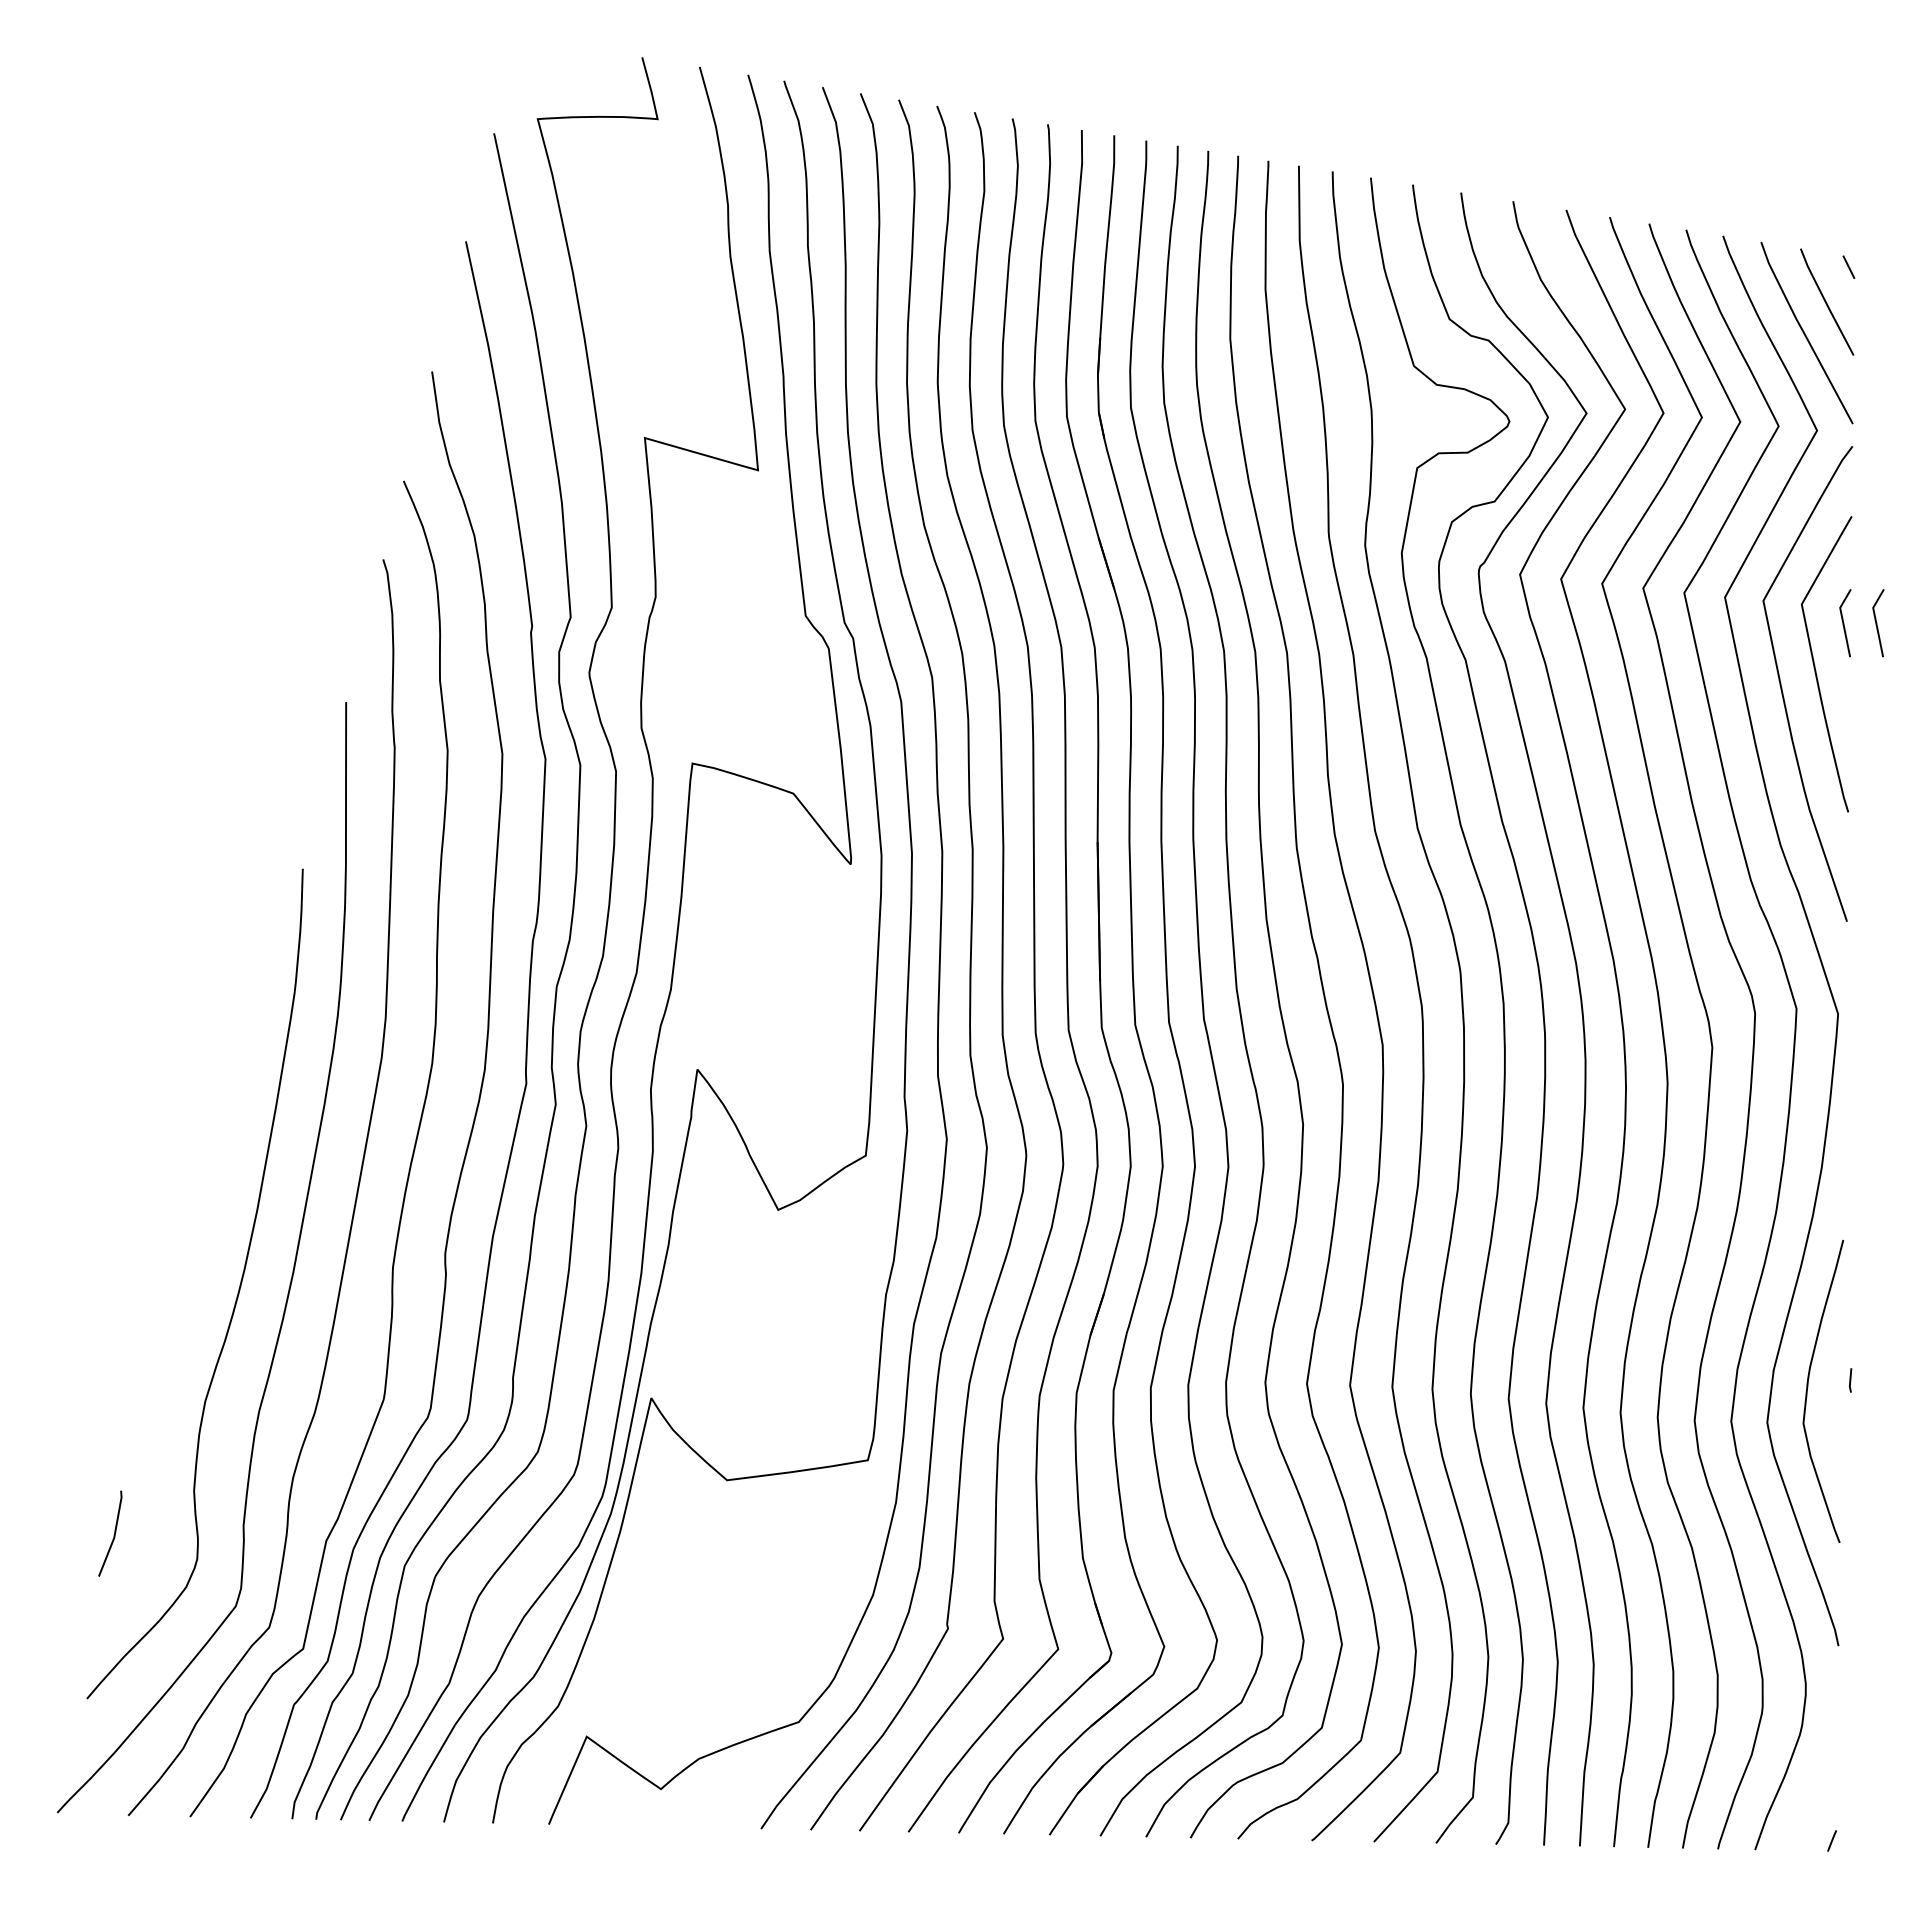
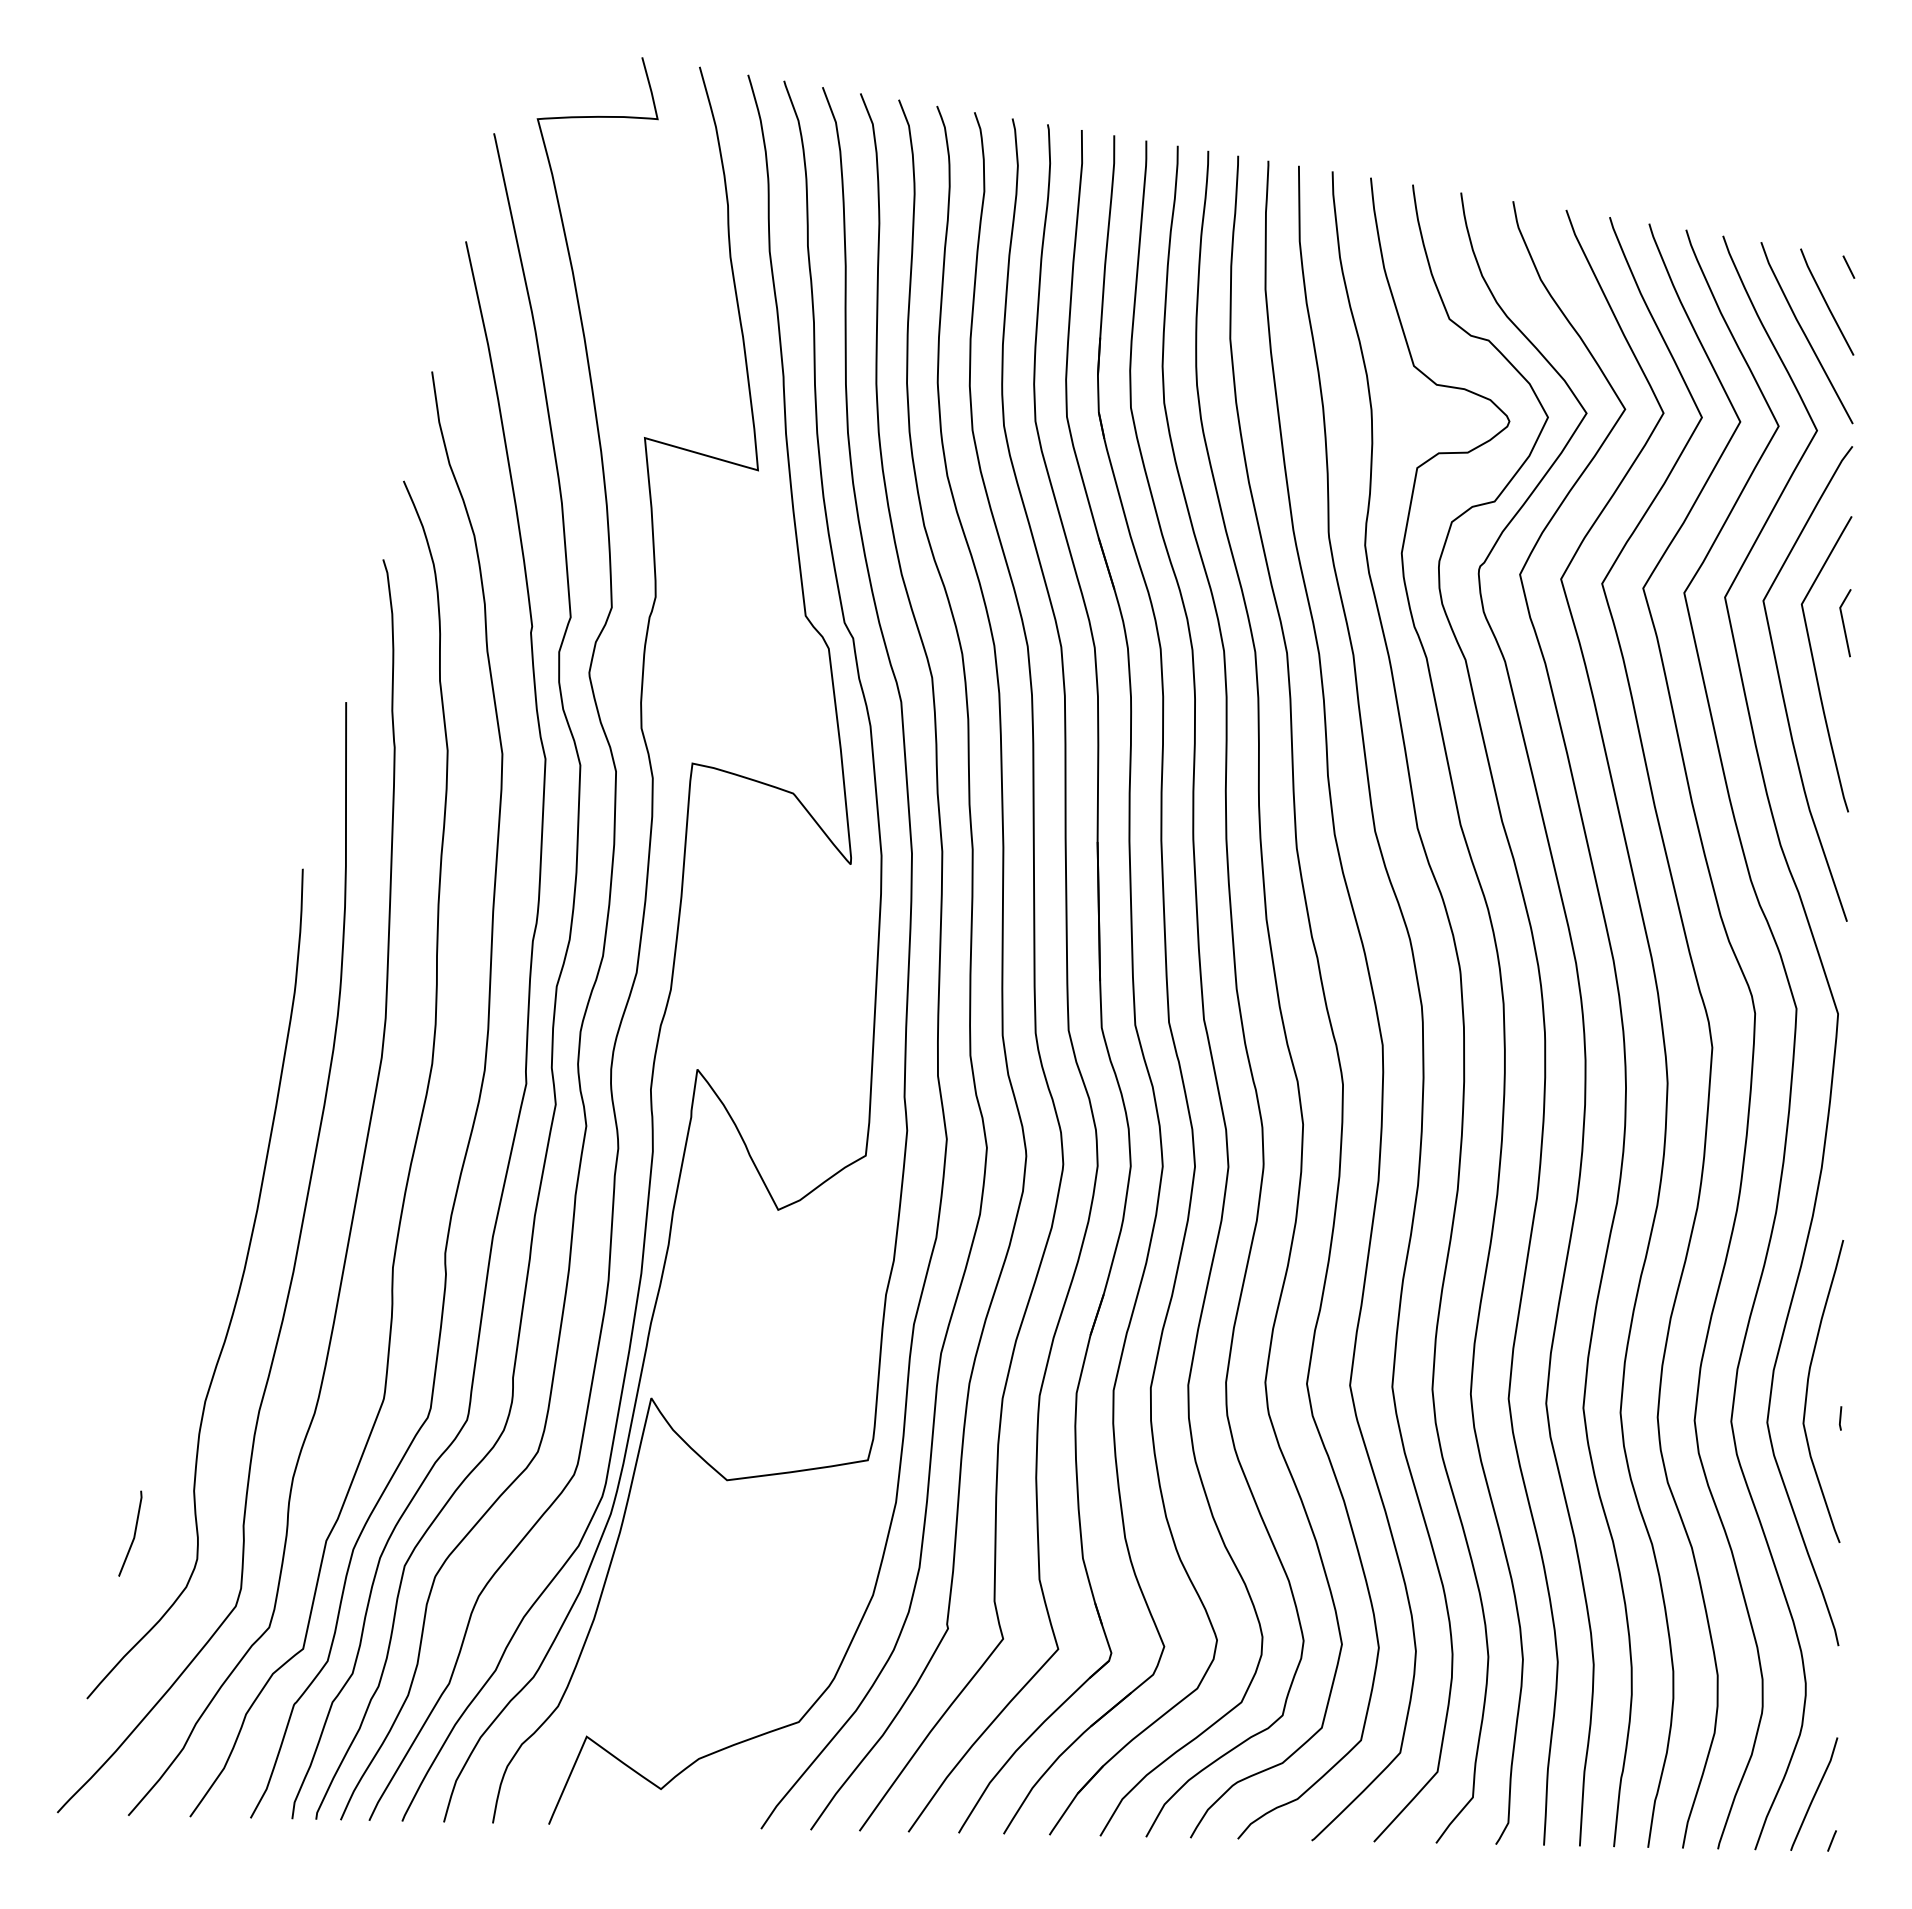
line: present -> none (1877, 623)
line position: (1850, 1380) -> (1840, 1418) (1840, 1418)
line position: (113, 1535) -> (133, 1535) (133, 1535)
curve: none -> present (1814, 1793)
